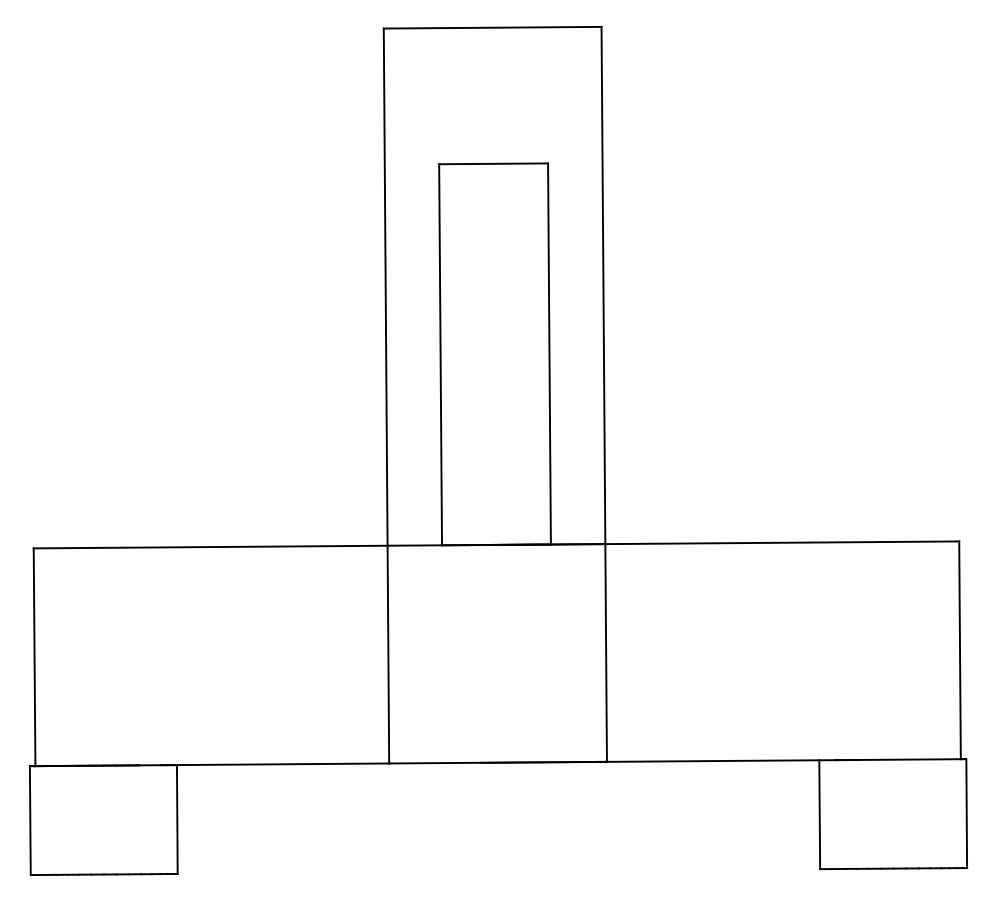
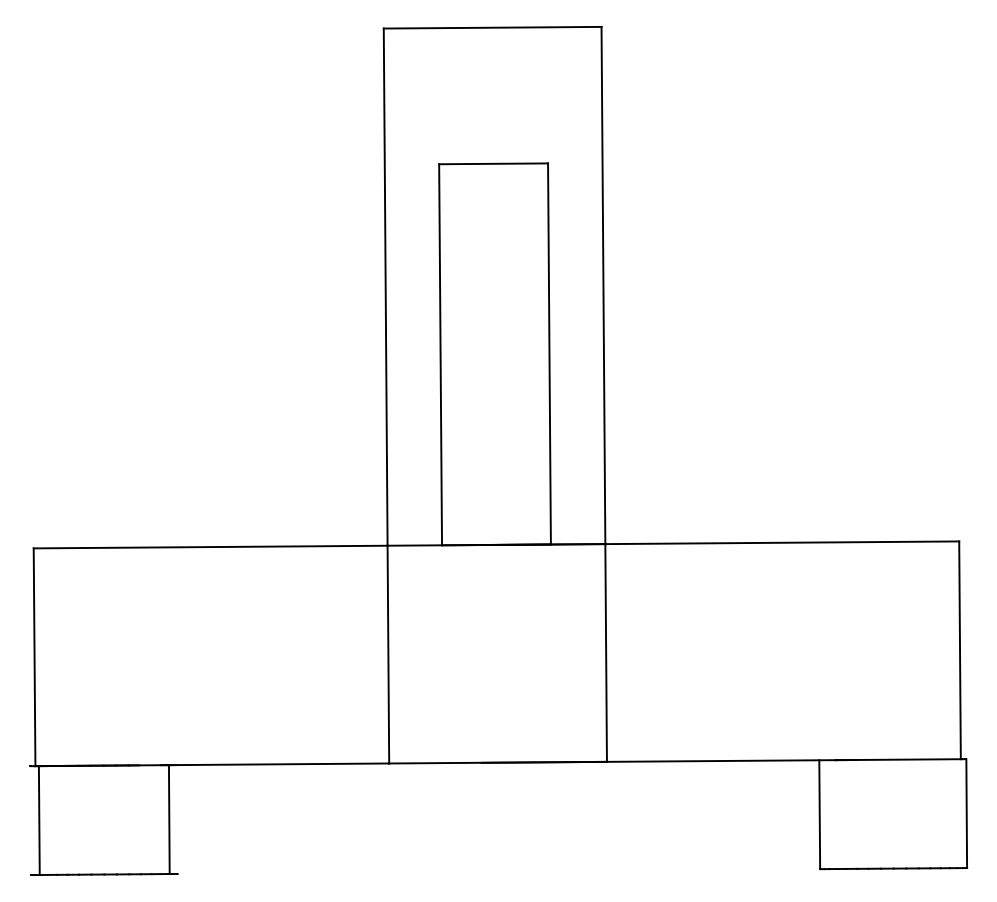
line position: (176, 819) -> (168, 819) (168, 819)
line position: (29, 820) -> (38, 820) (38, 820)
